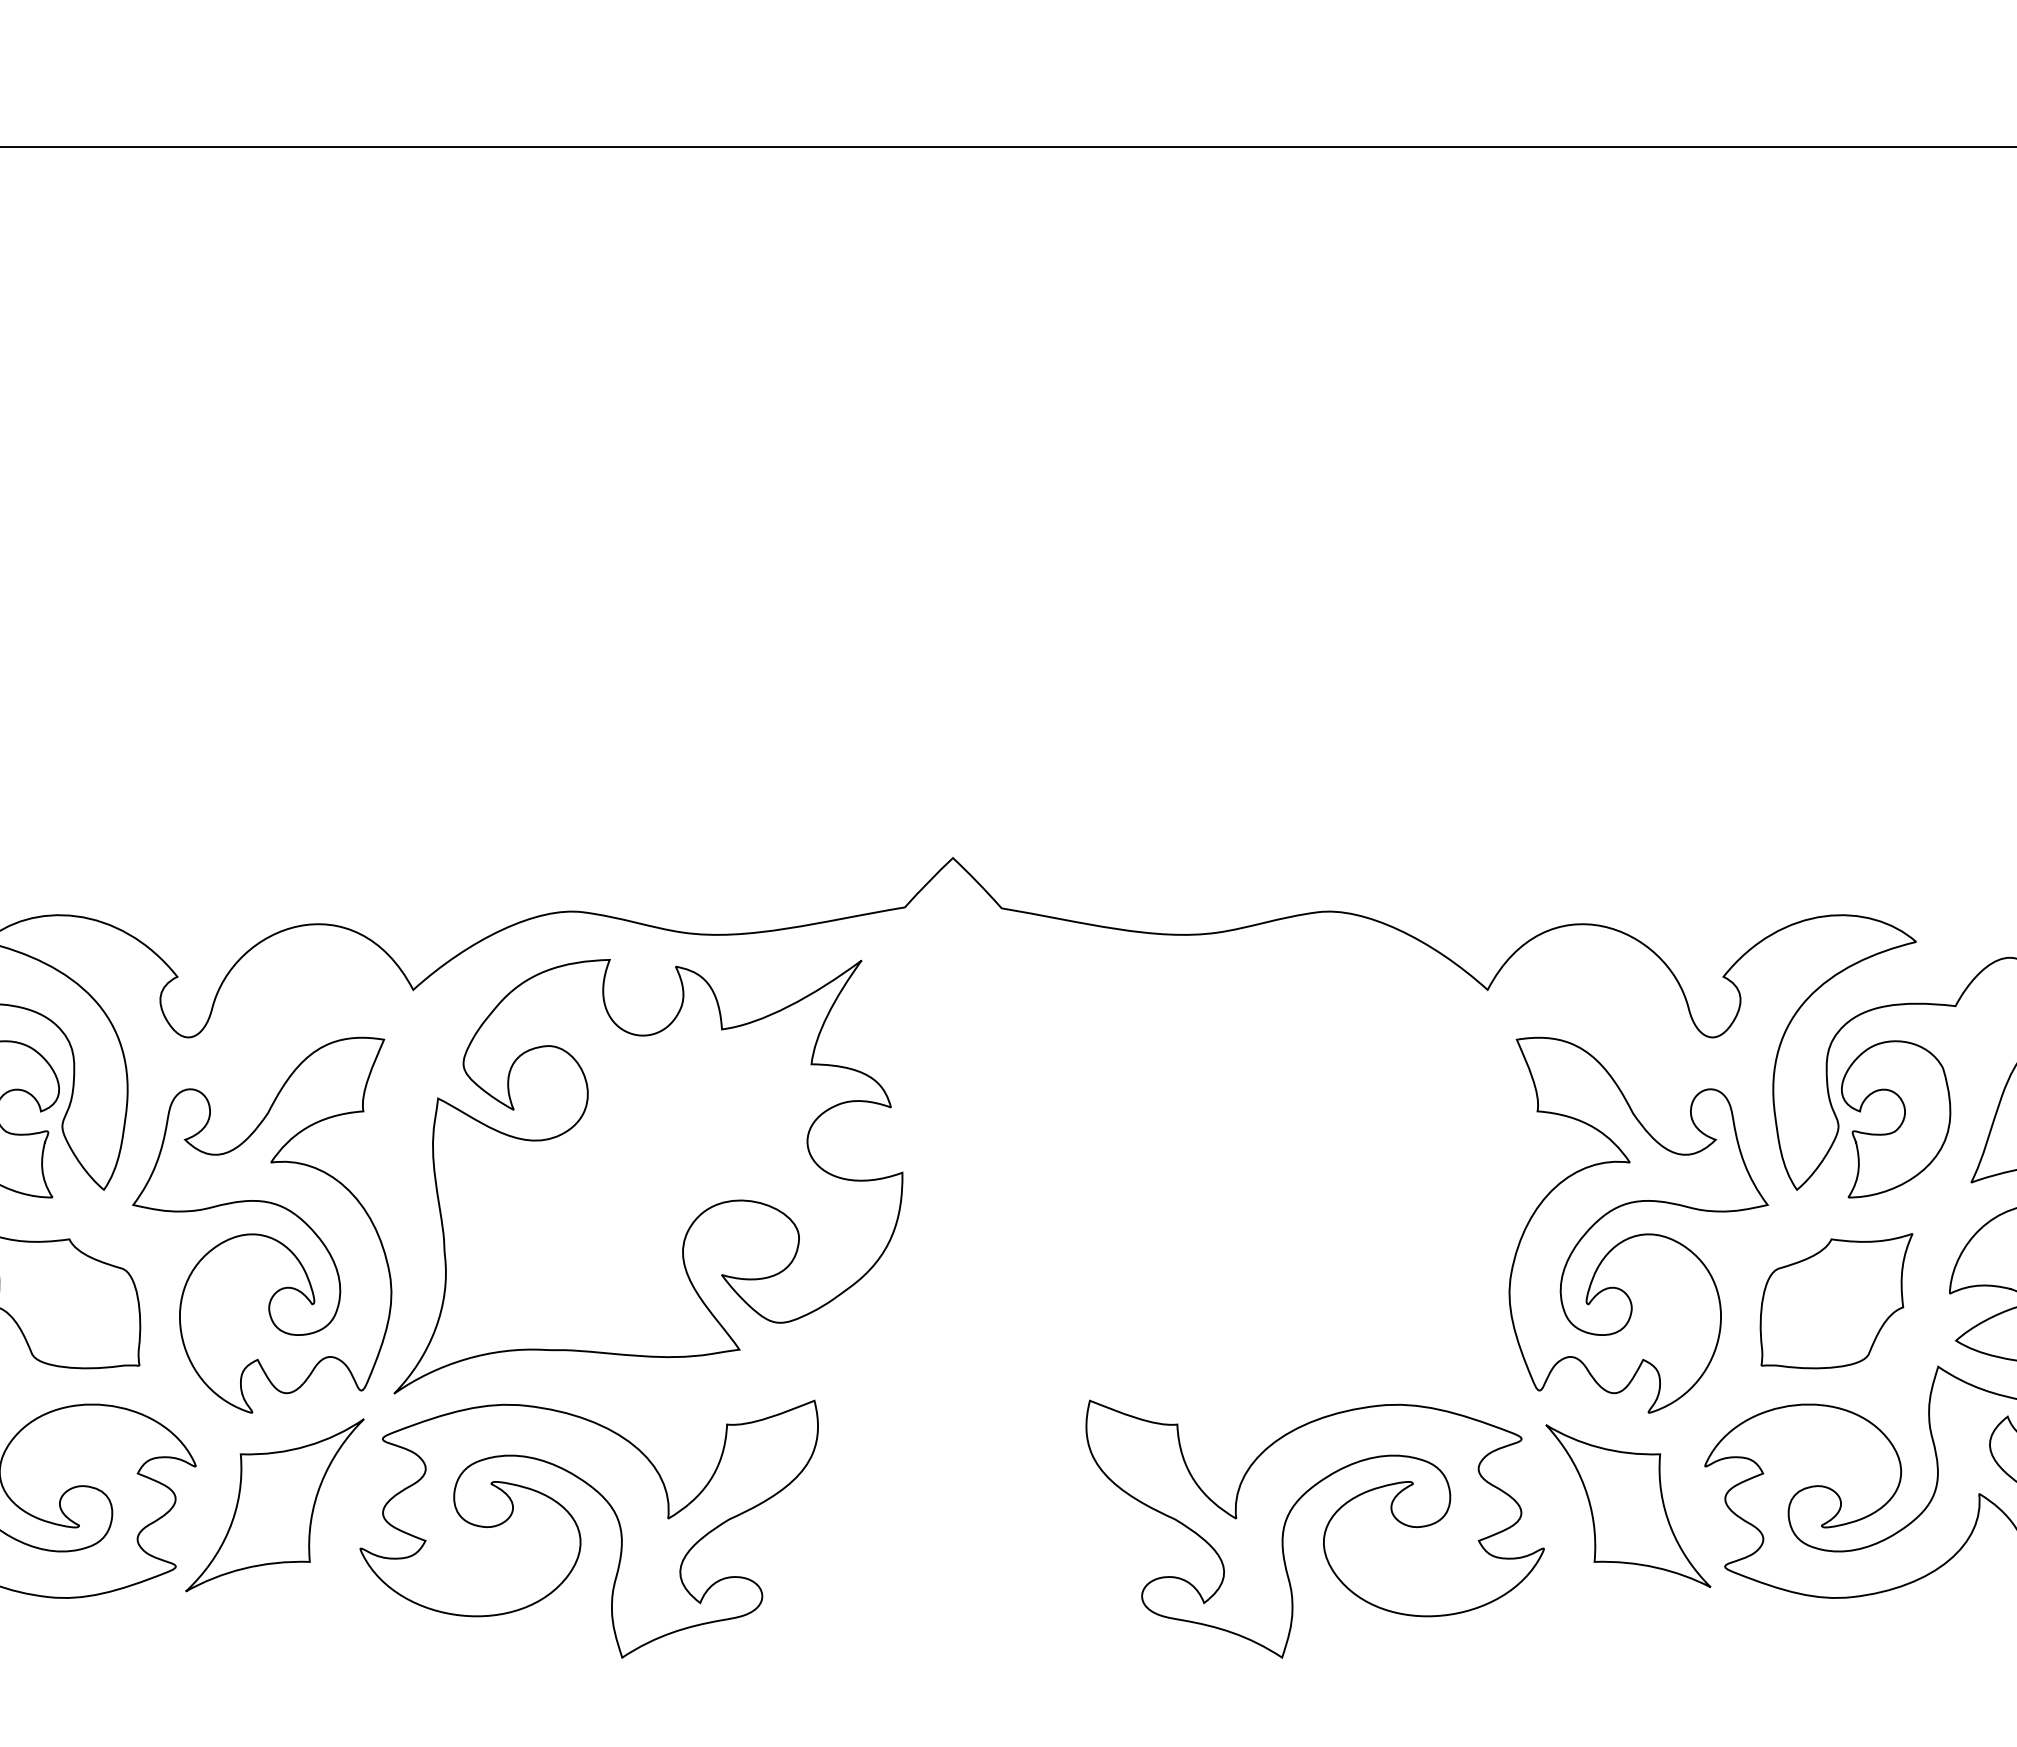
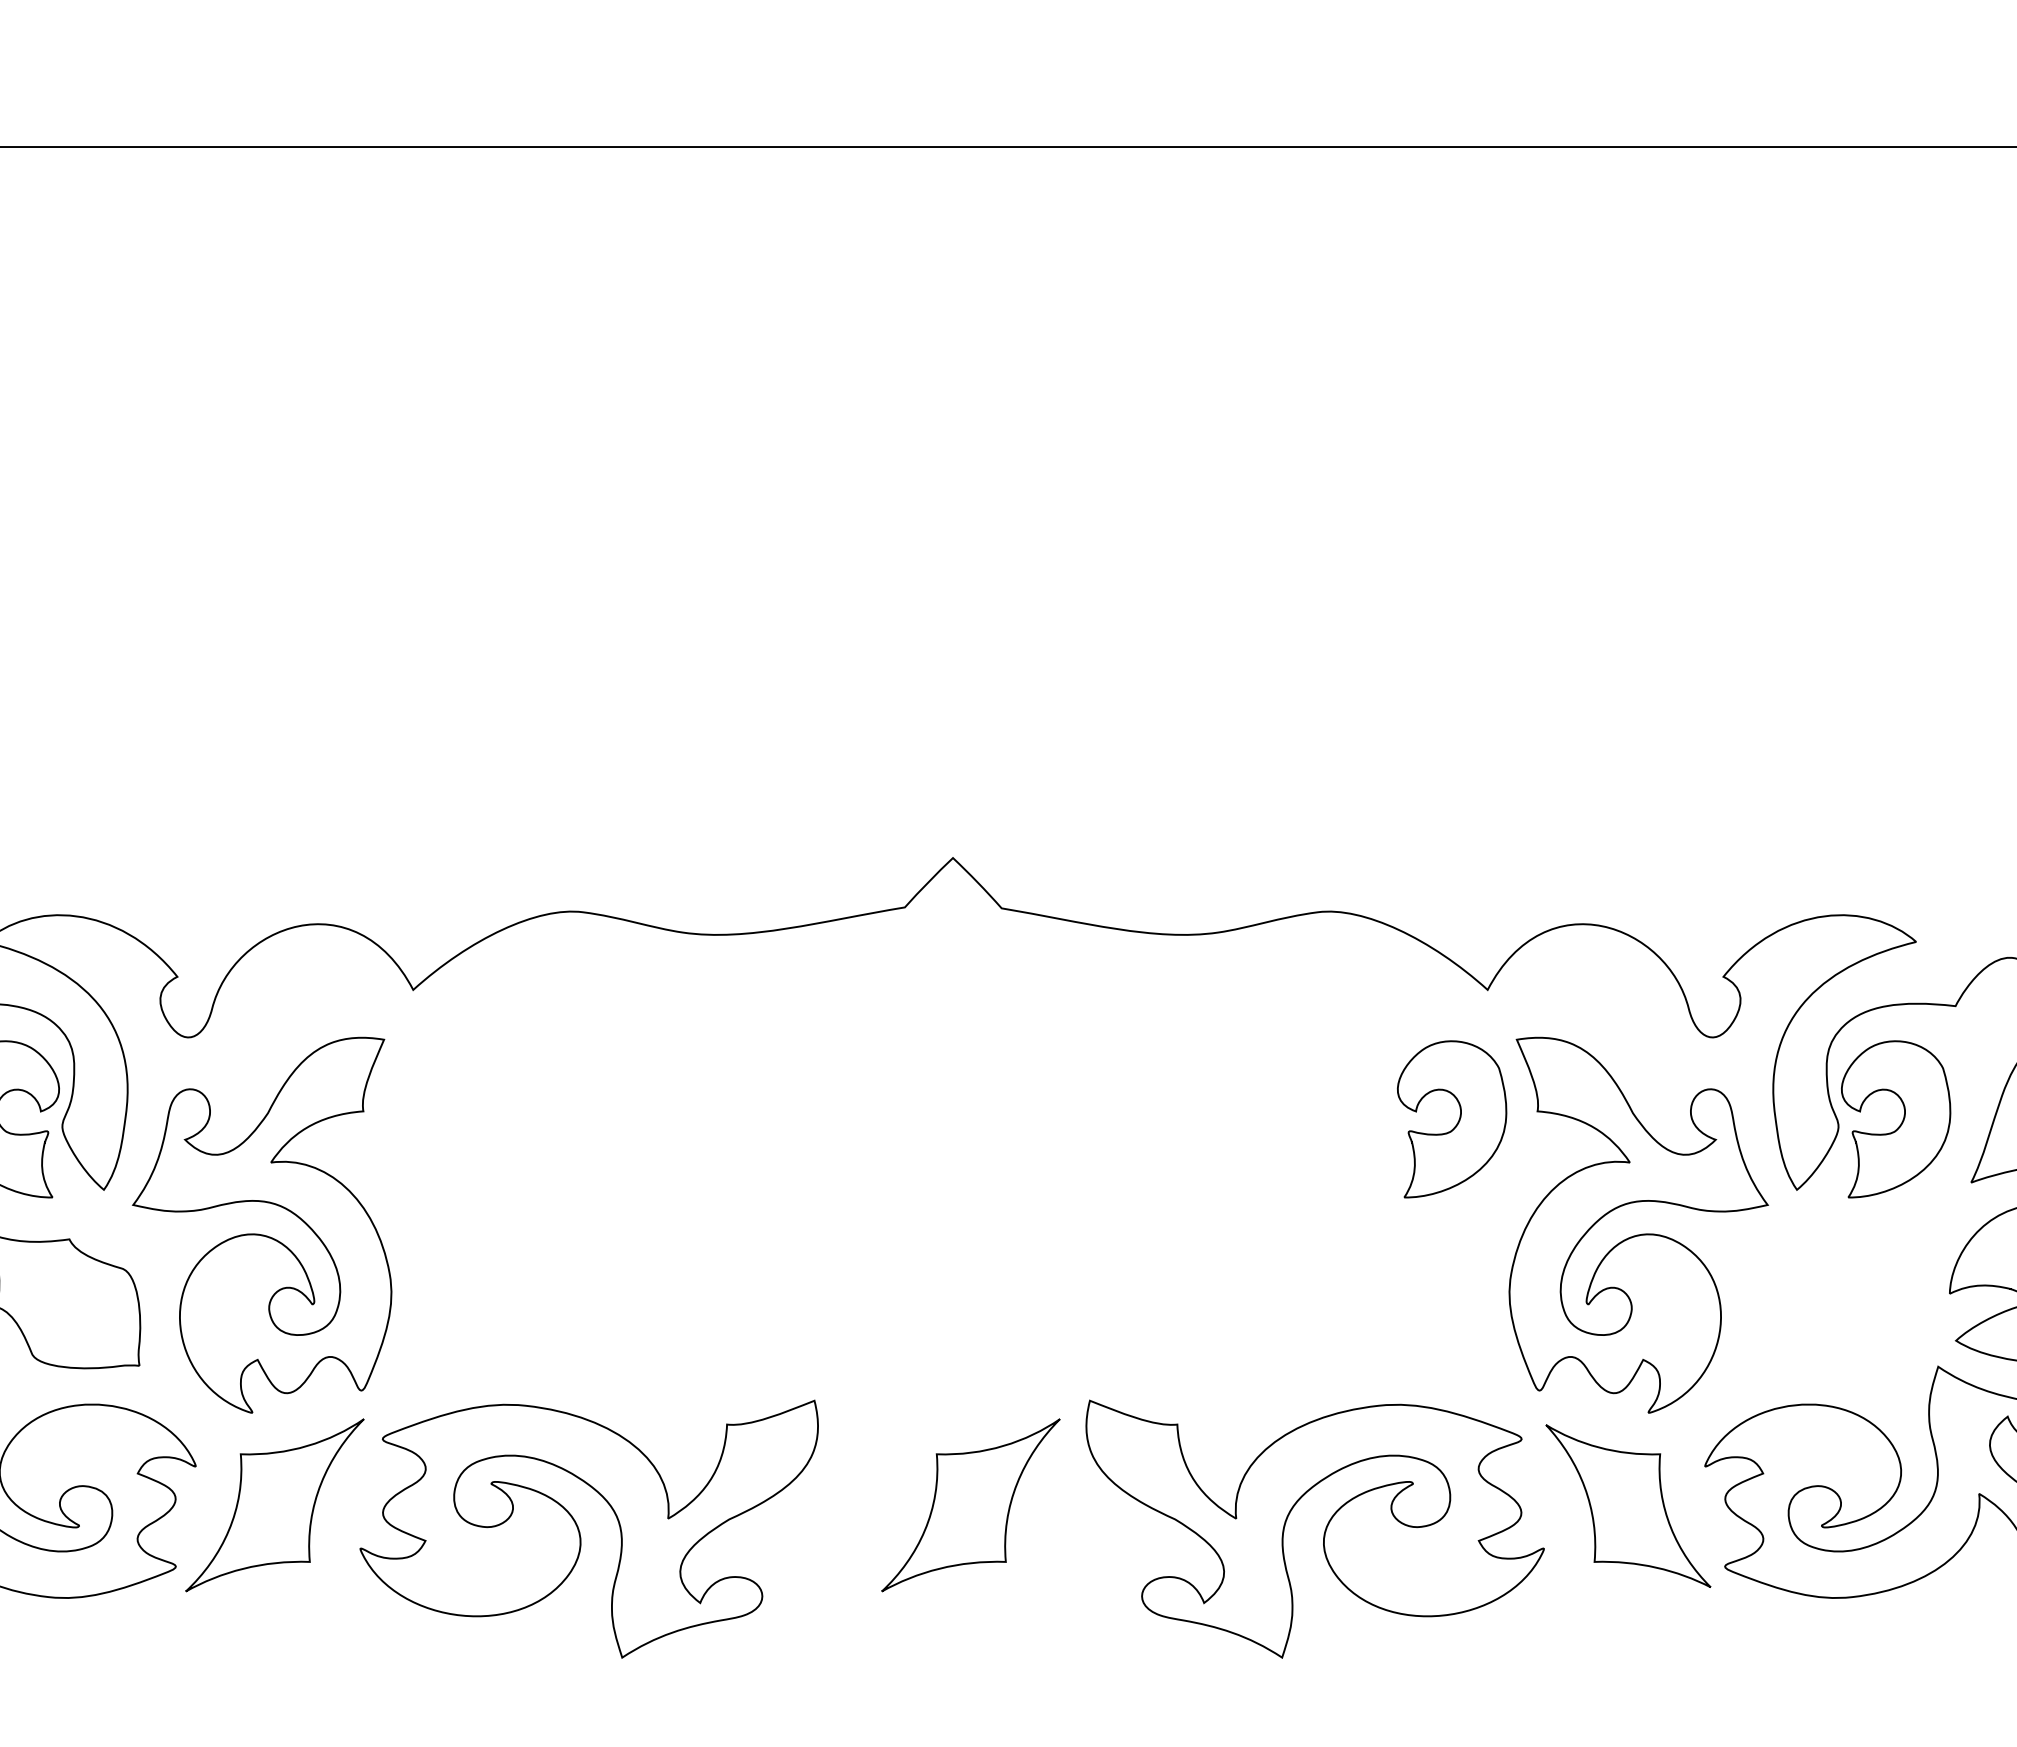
part: none -> present (1452, 1119)
part: present -> none (648, 1176)
part: present -> none (1836, 1301)
part: none -> present (970, 1505)
